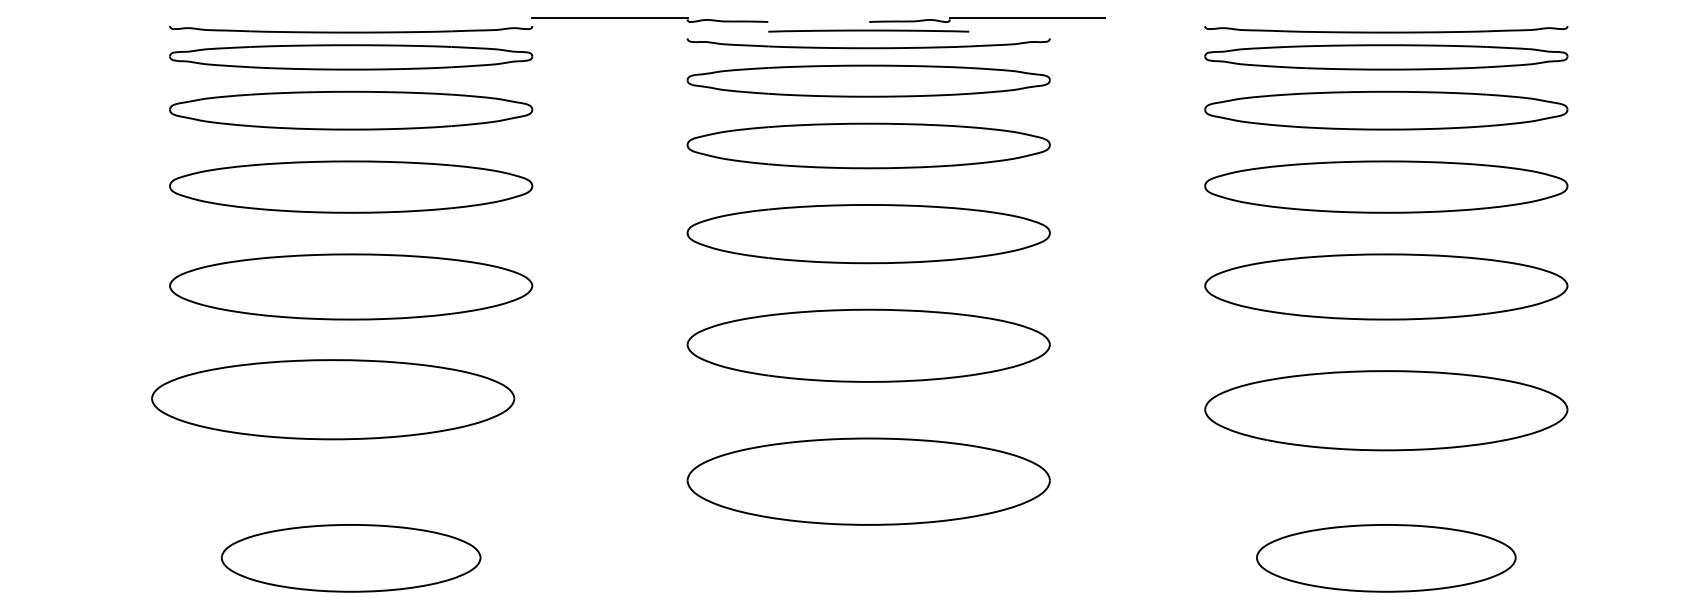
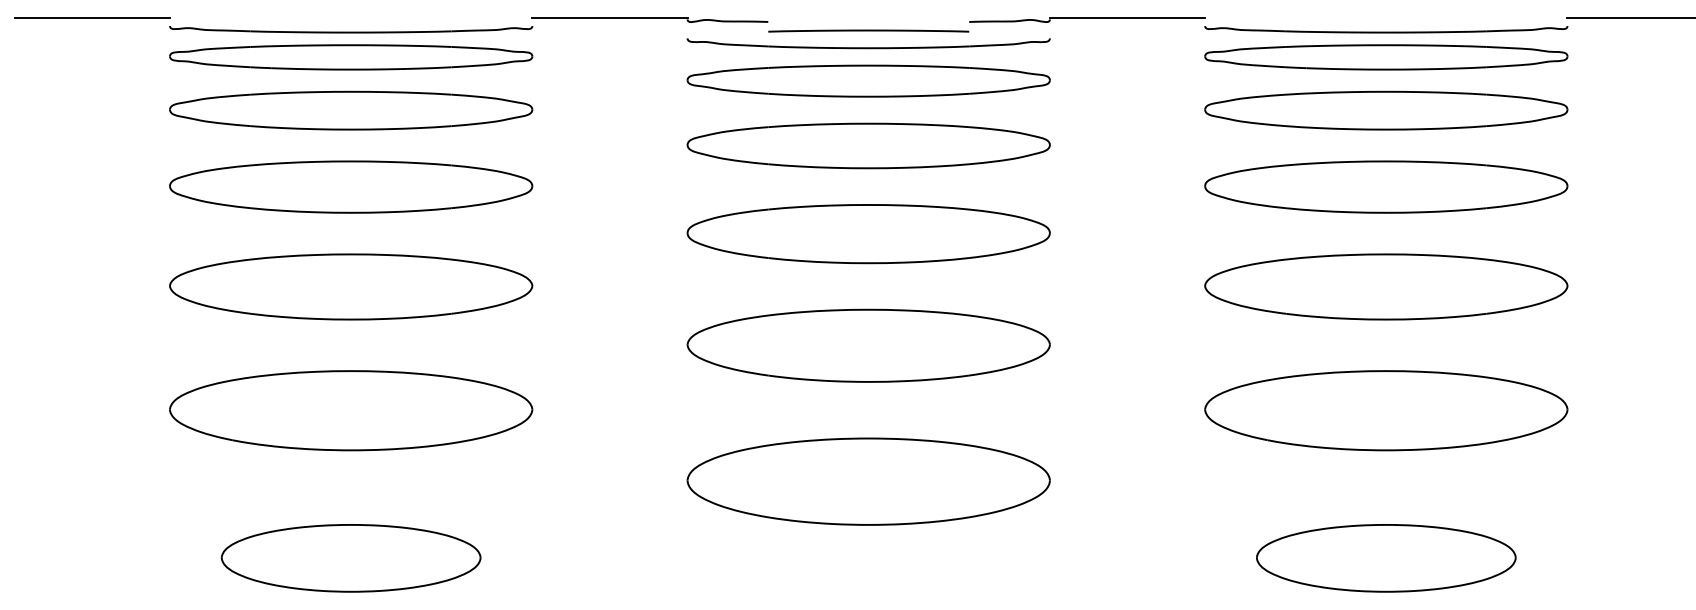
line: none -> present (92, 18)
line: none -> present (1629, 18)
part position: (987, 19) -> (1087, 19) (1087, 19)
part position: (333, 399) -> (351, 410) (351, 410)
